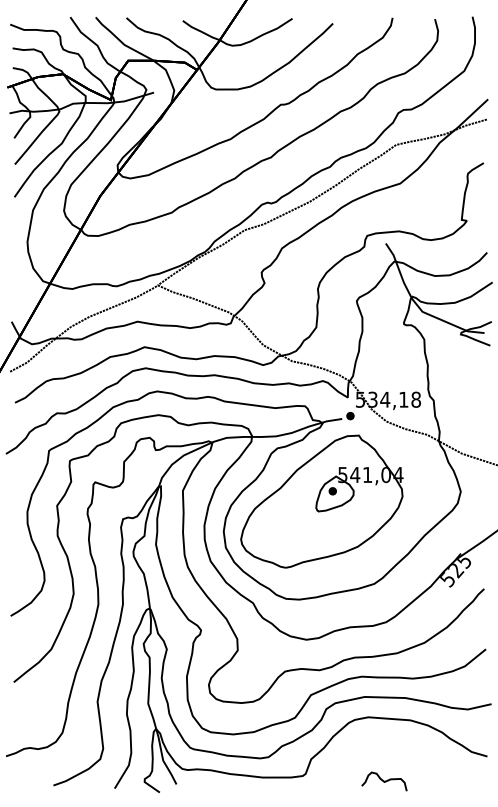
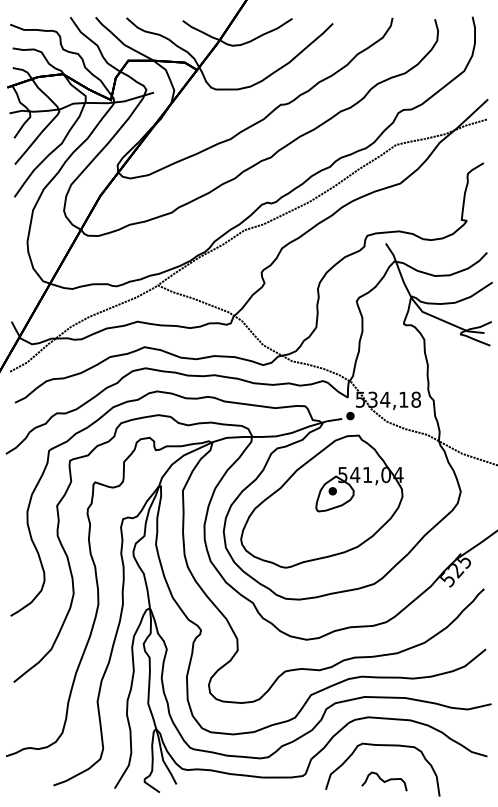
part: none -> present (382, 746)
